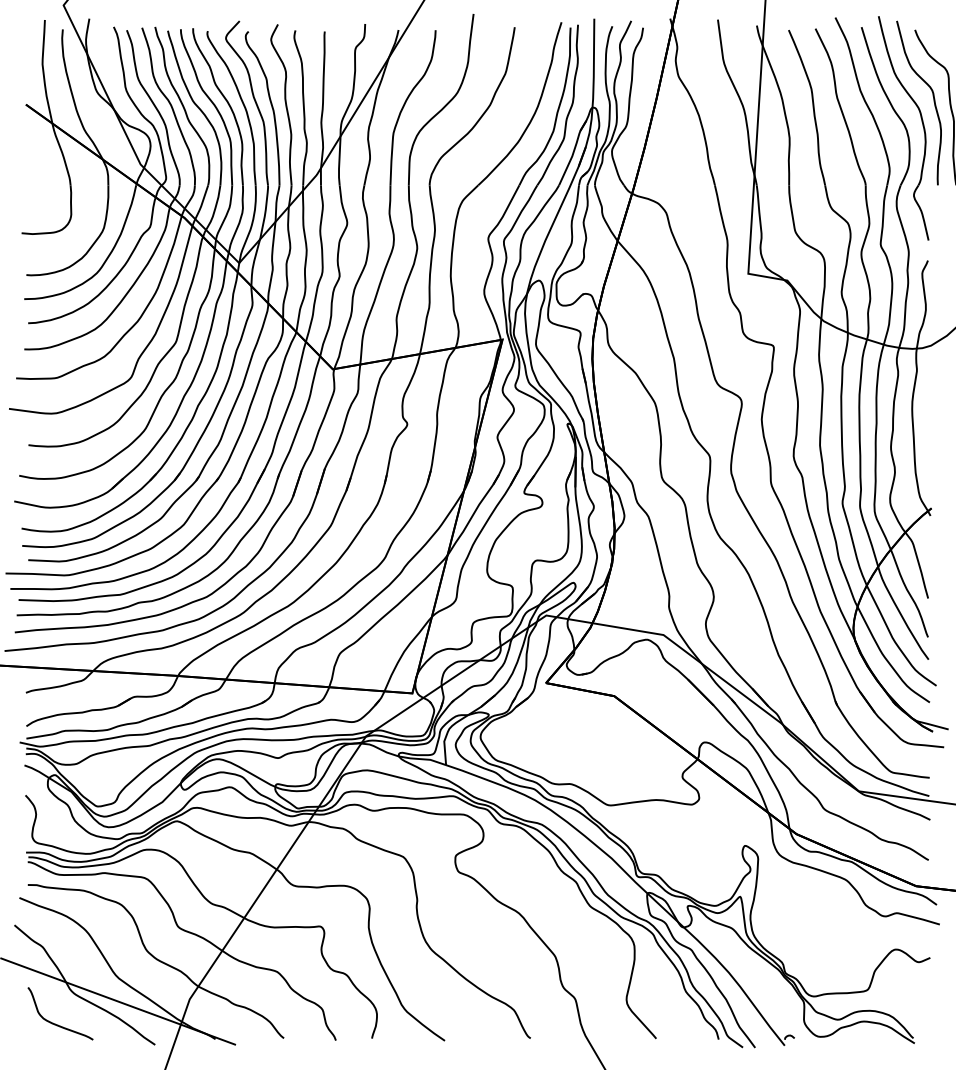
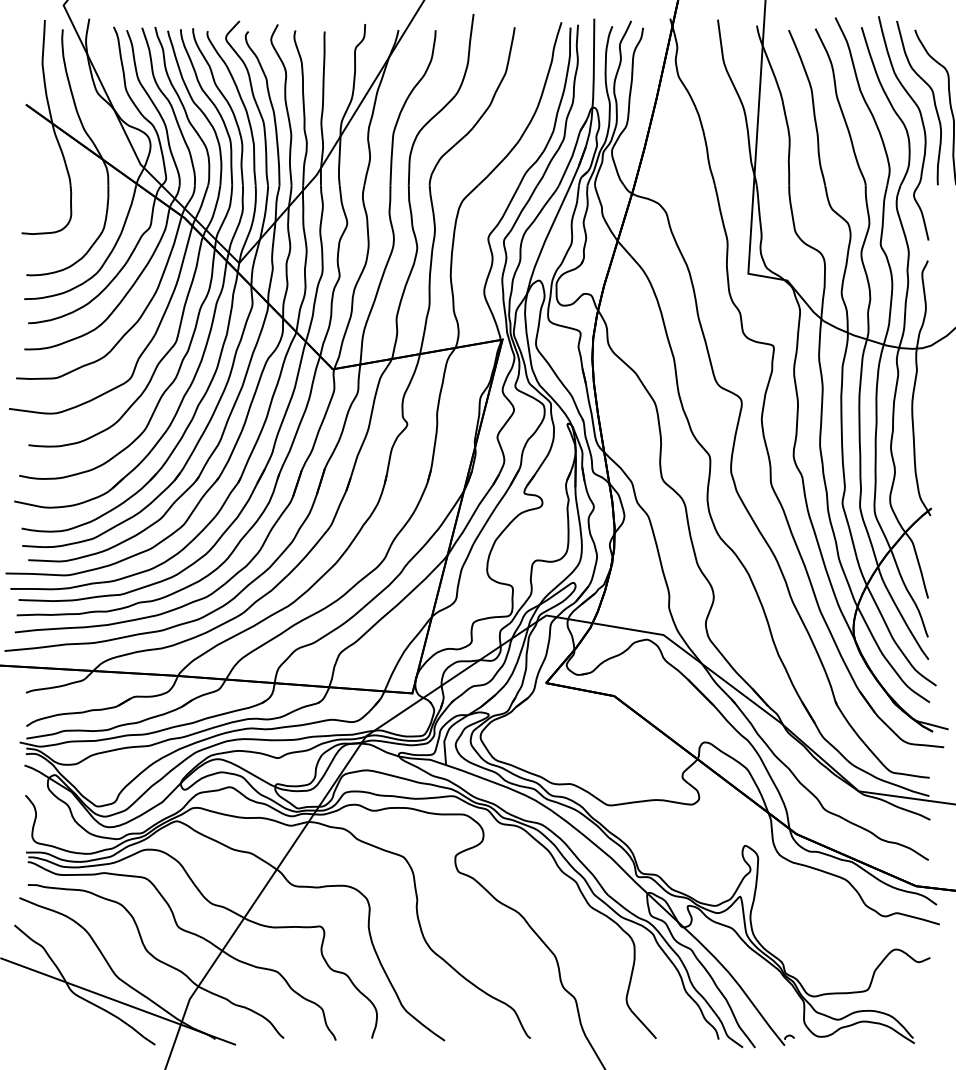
curve: present -> none (55, 1023)
